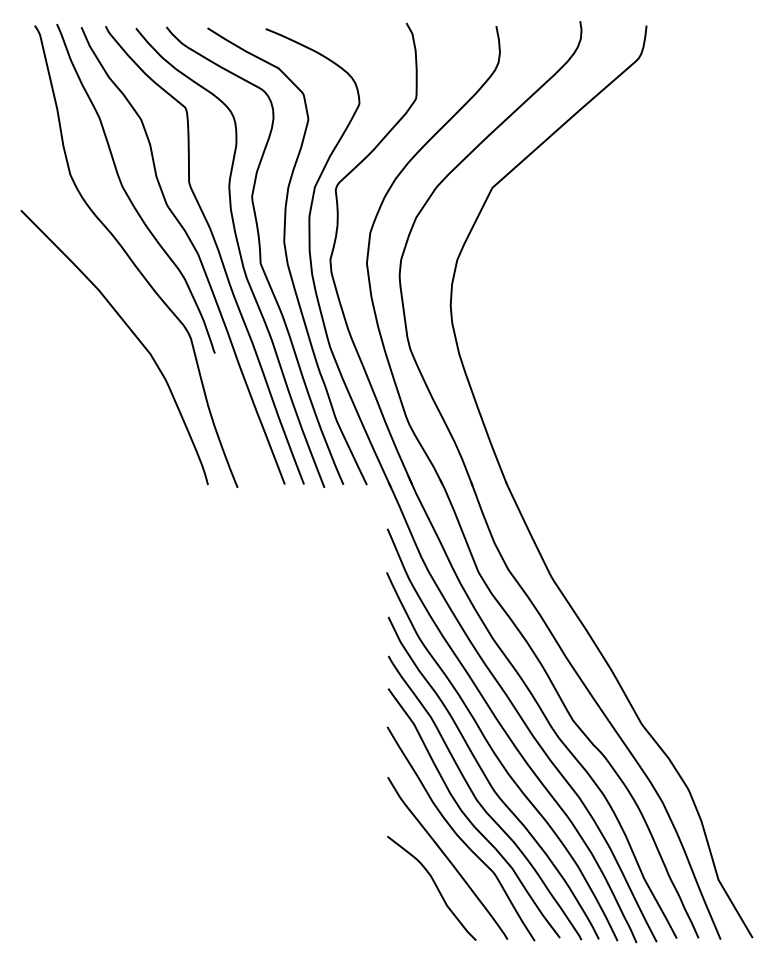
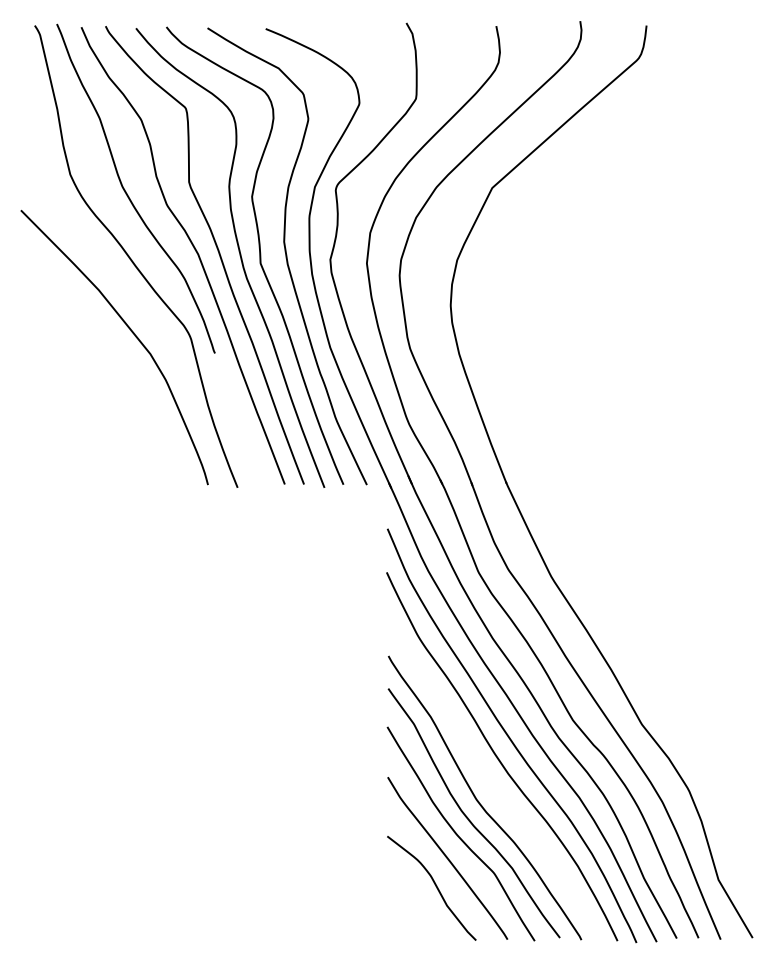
curve: present -> none (488, 779)
